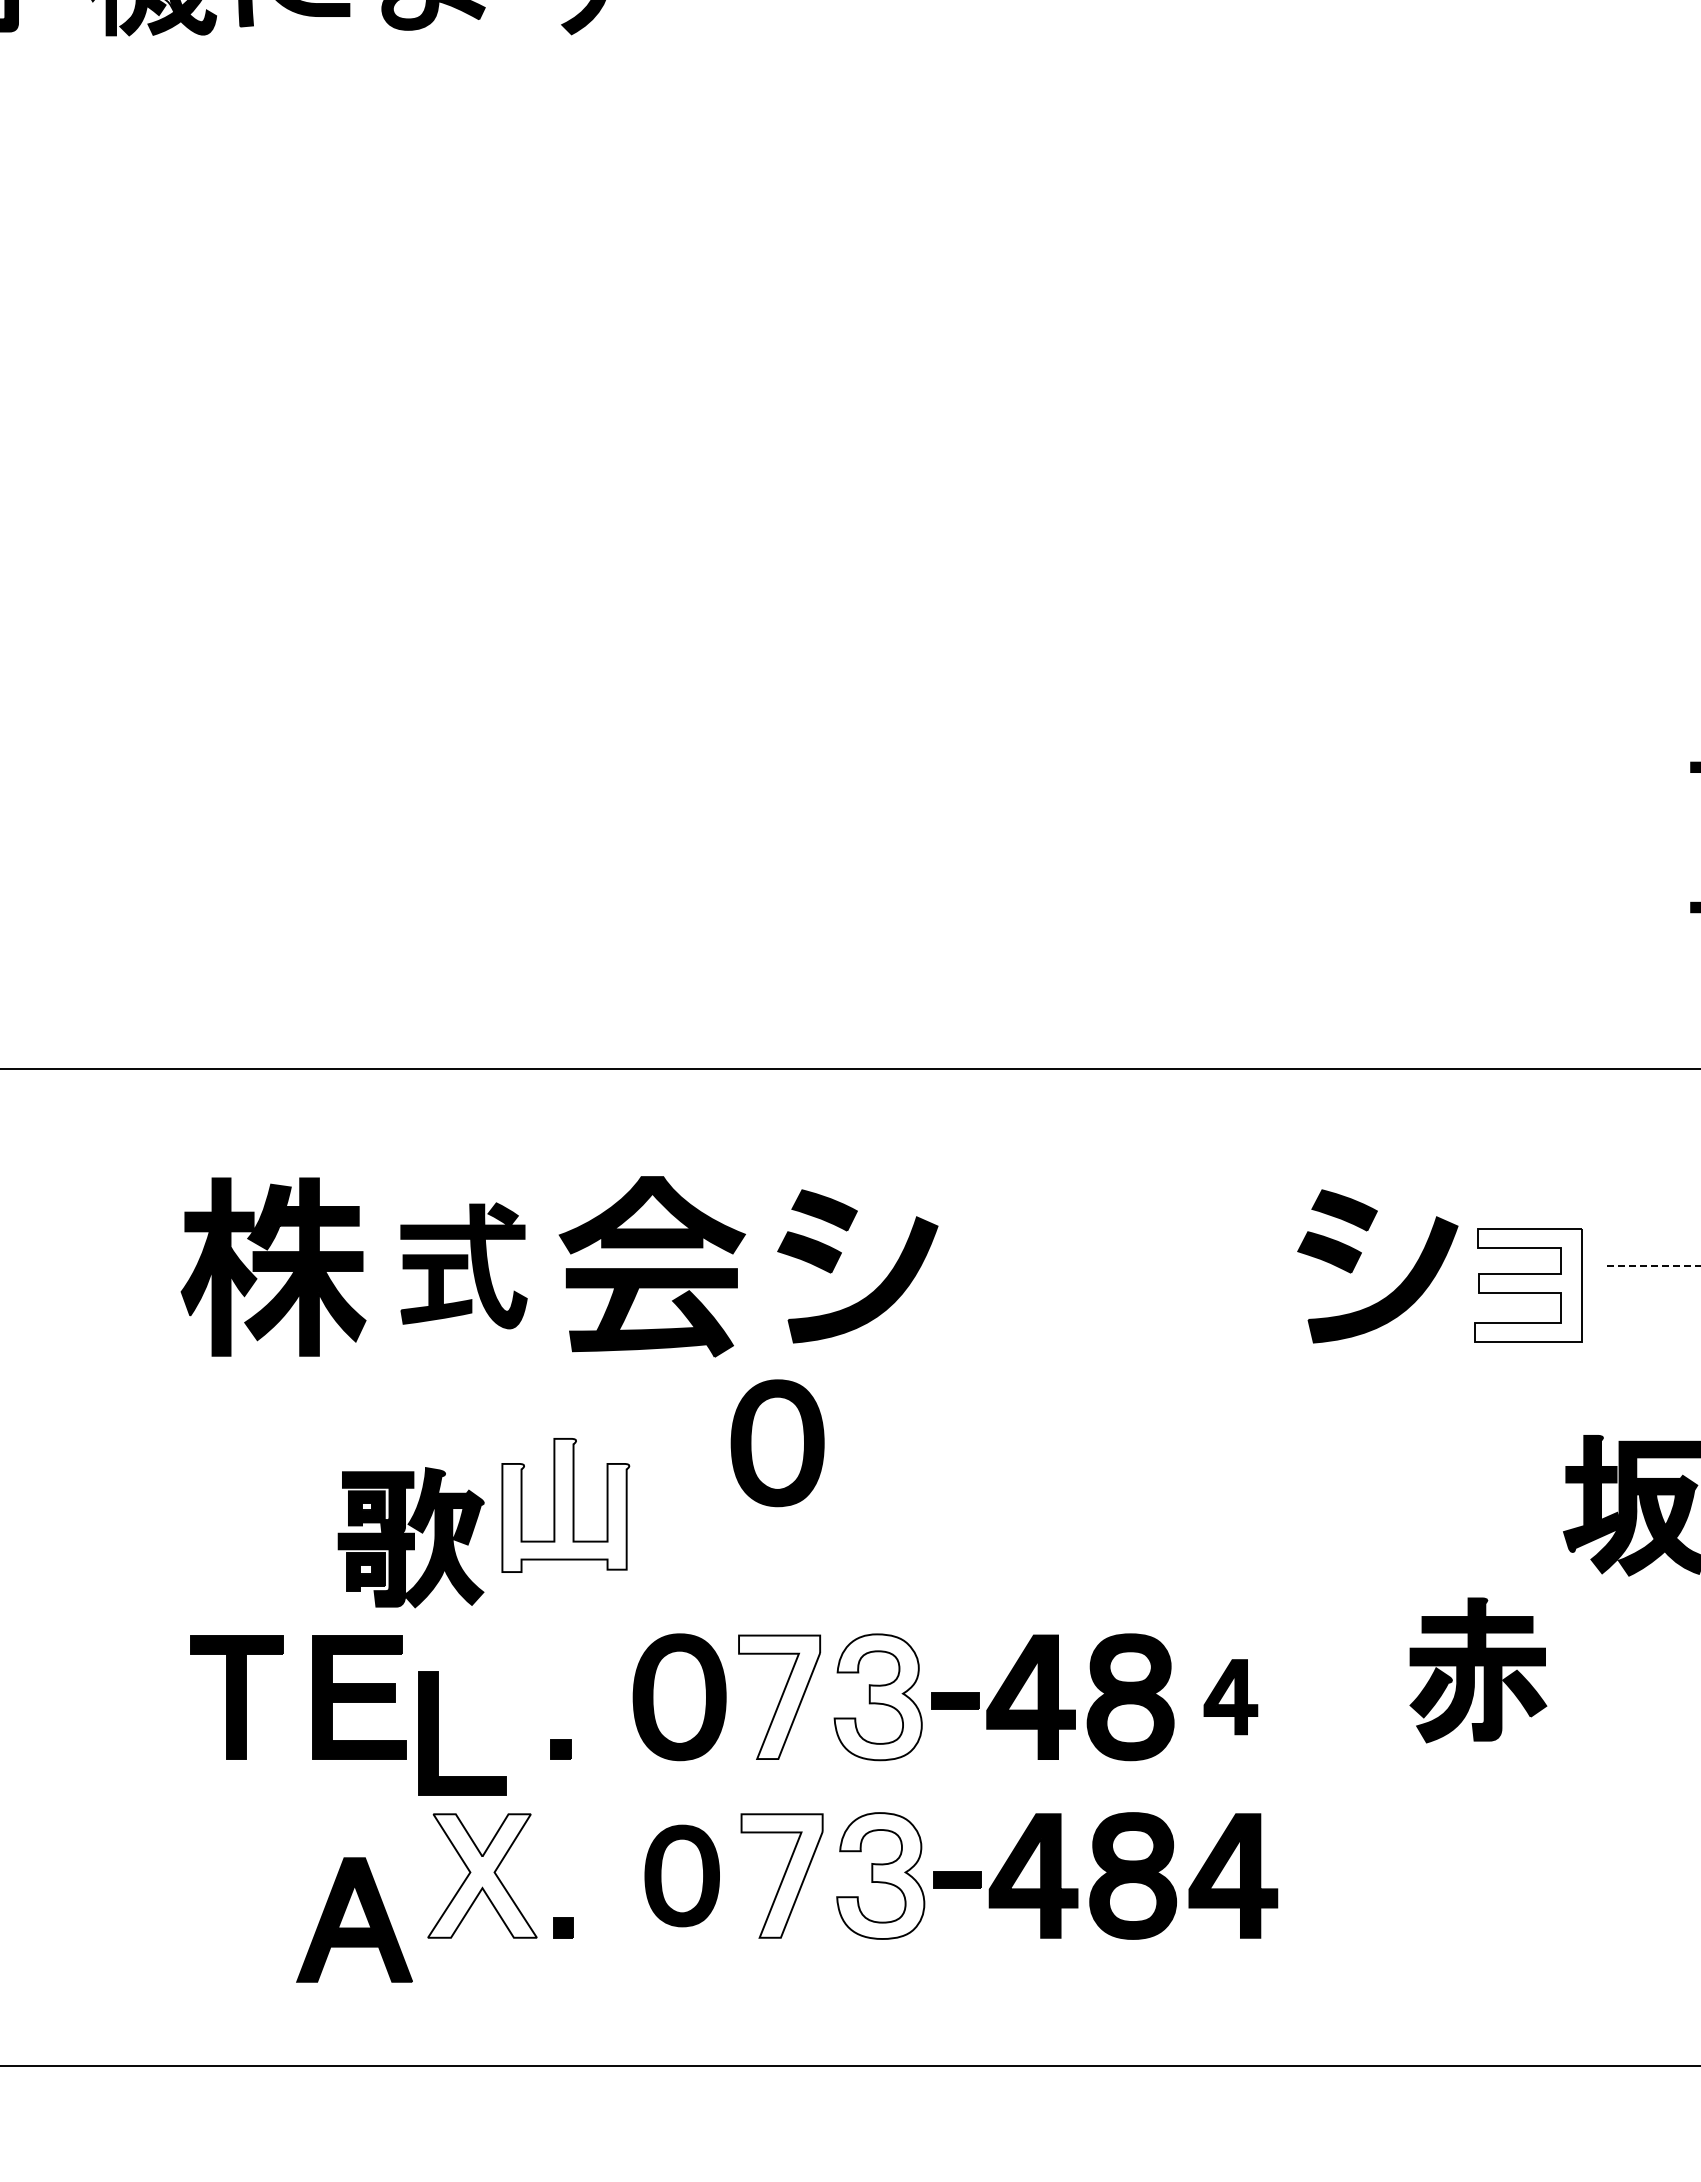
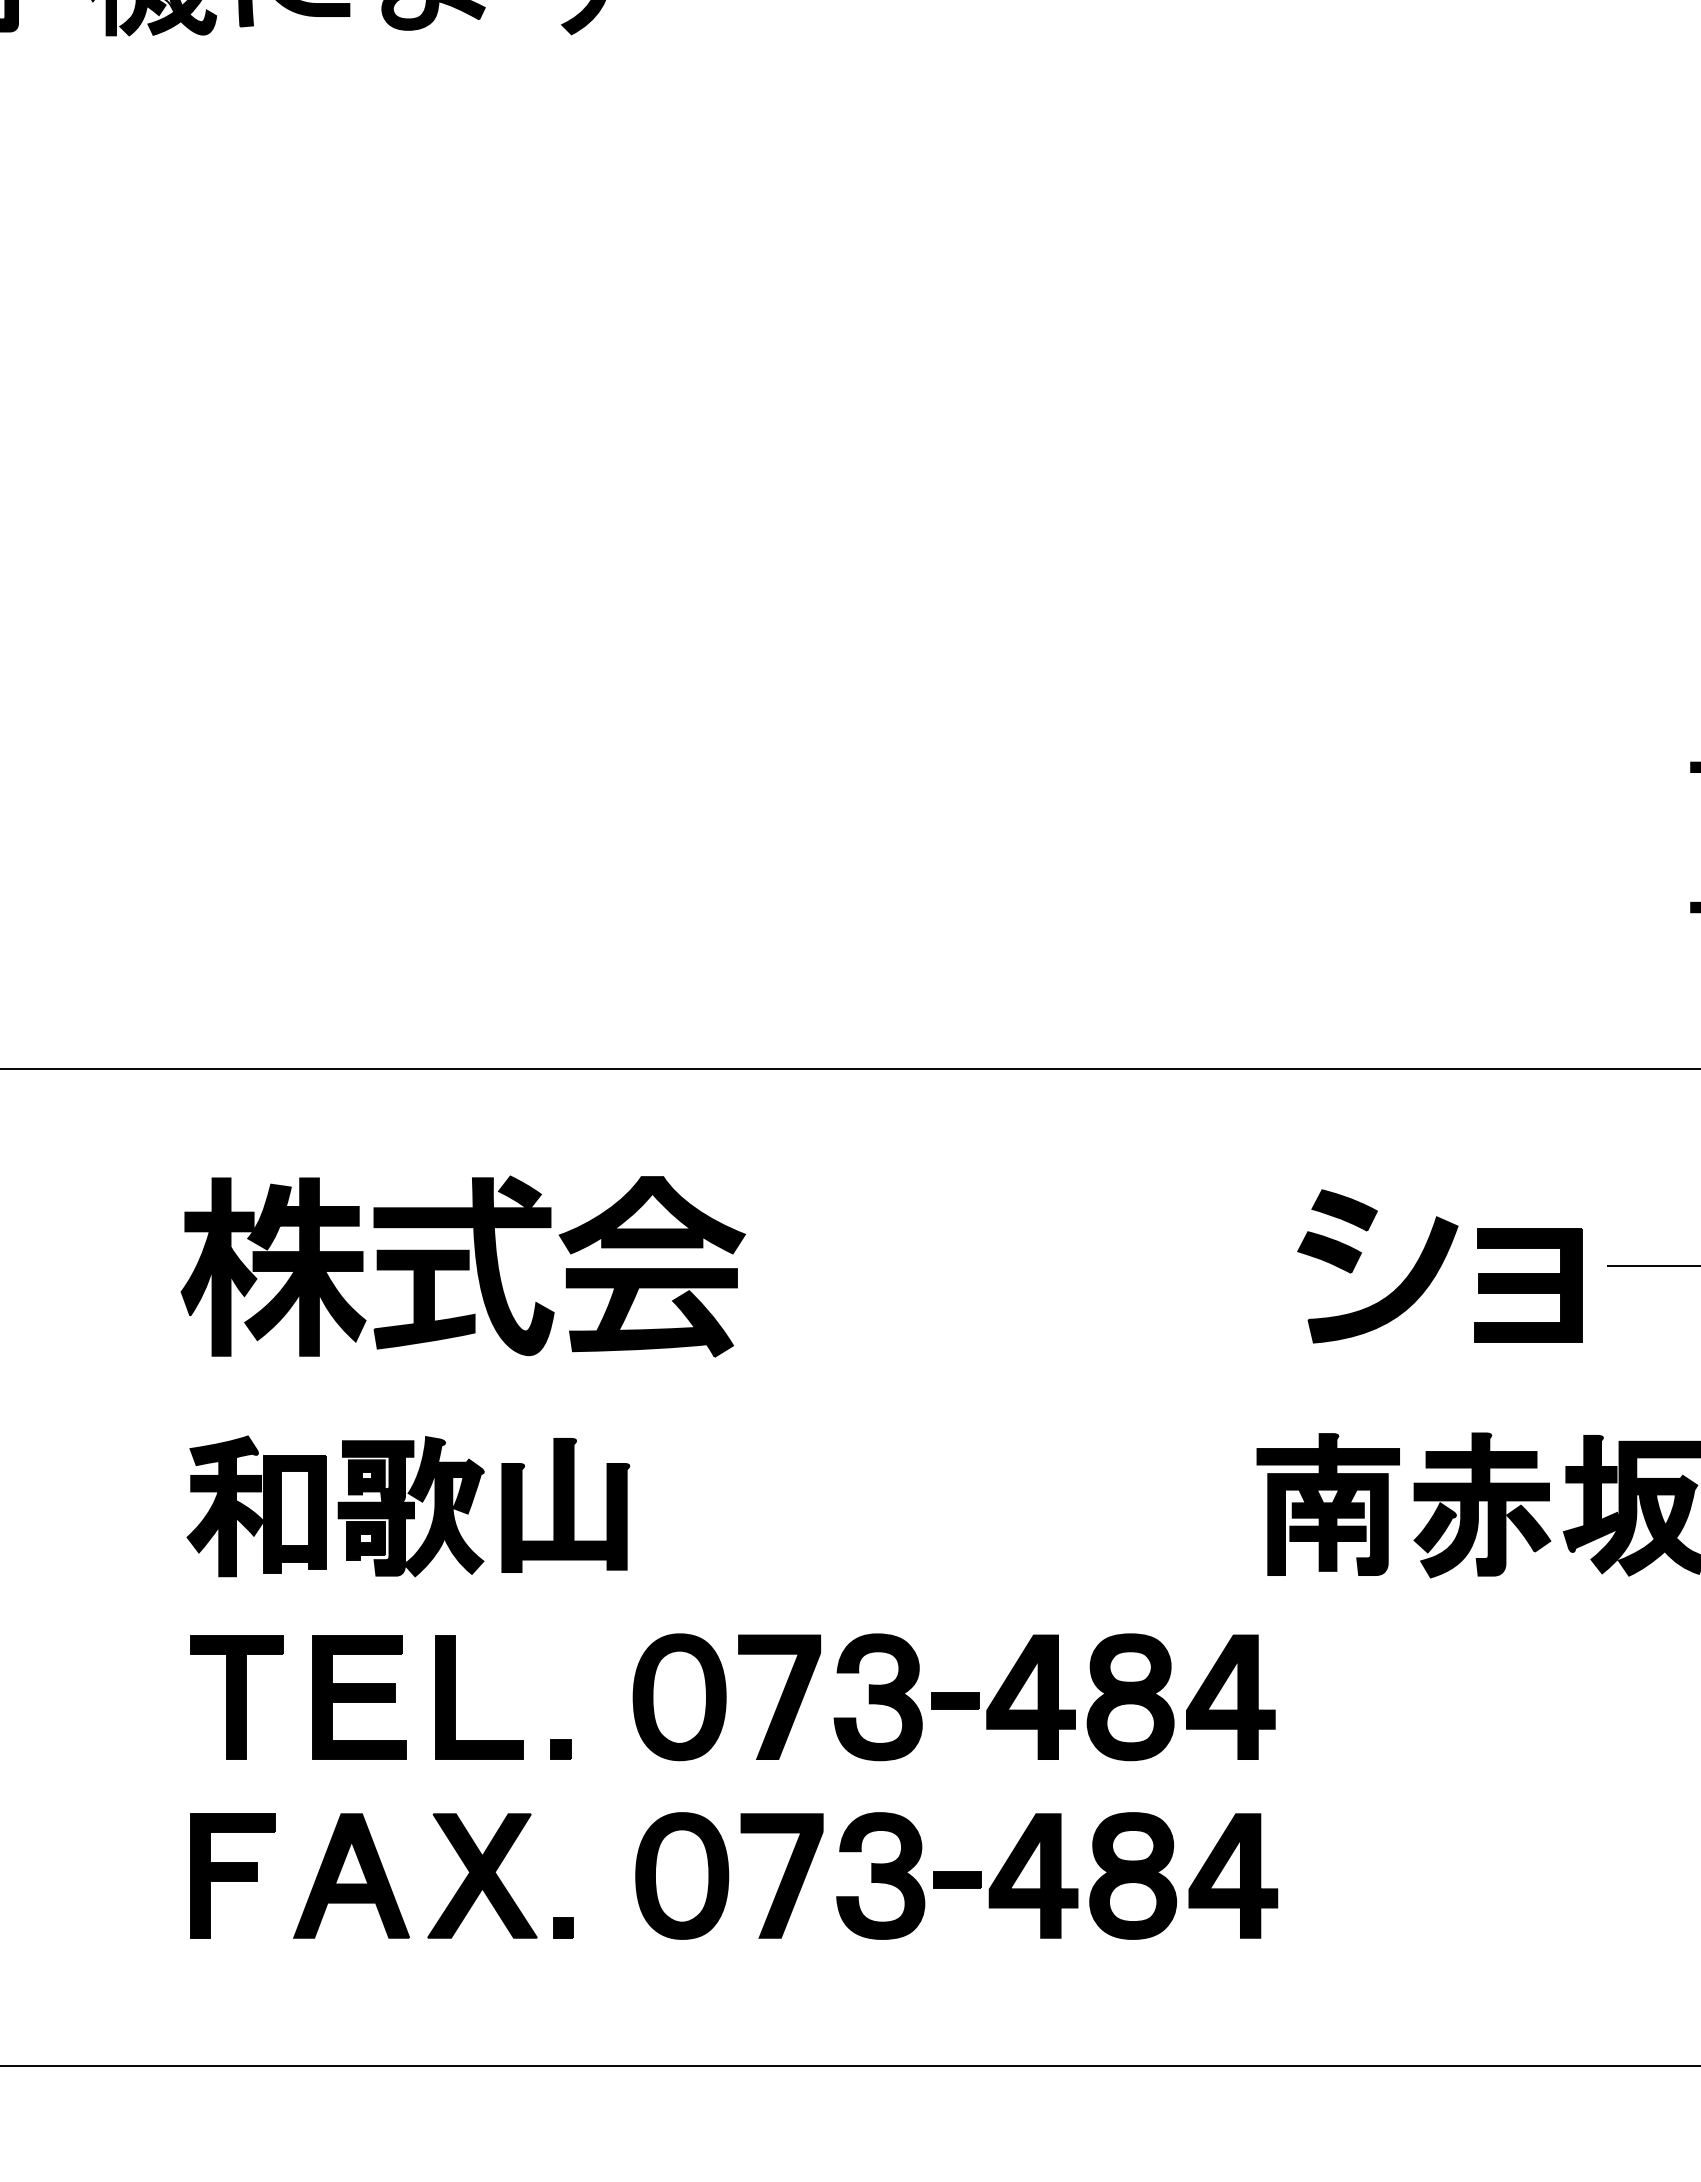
part: present -> none (839, 1258)
part size: 128x128 px -> 182x182 px (463, 1265)
line: dashed -> solid (1654, 1265)
fill: none -> present (1528, 1285)
part: present -> none (777, 1443)
part: none -> present (1327, 1504)
fill: none -> present (565, 1505)
part: none -> present (256, 1506)
part position: (410, 1537) -> (410, 1506) (410, 1506)
part position: (1478, 1670) -> (1482, 1505) (1482, 1505)
fill: none -> present (779, 1697)
fill: none -> present (877, 1697)
part size: 56x77 px -> 90x126 px (1230, 1696)
part position: (438, 1733) -> (455, 1697) (455, 1697)
part: none -> present (232, 1875)
fill: none -> present (482, 1875)
part size: 76x104 px -> 95x128 px (682, 1875)
fill: none -> present (781, 1875)
fill: none -> present (880, 1875)
part position: (354, 1919) -> (351, 1875) (351, 1875)
